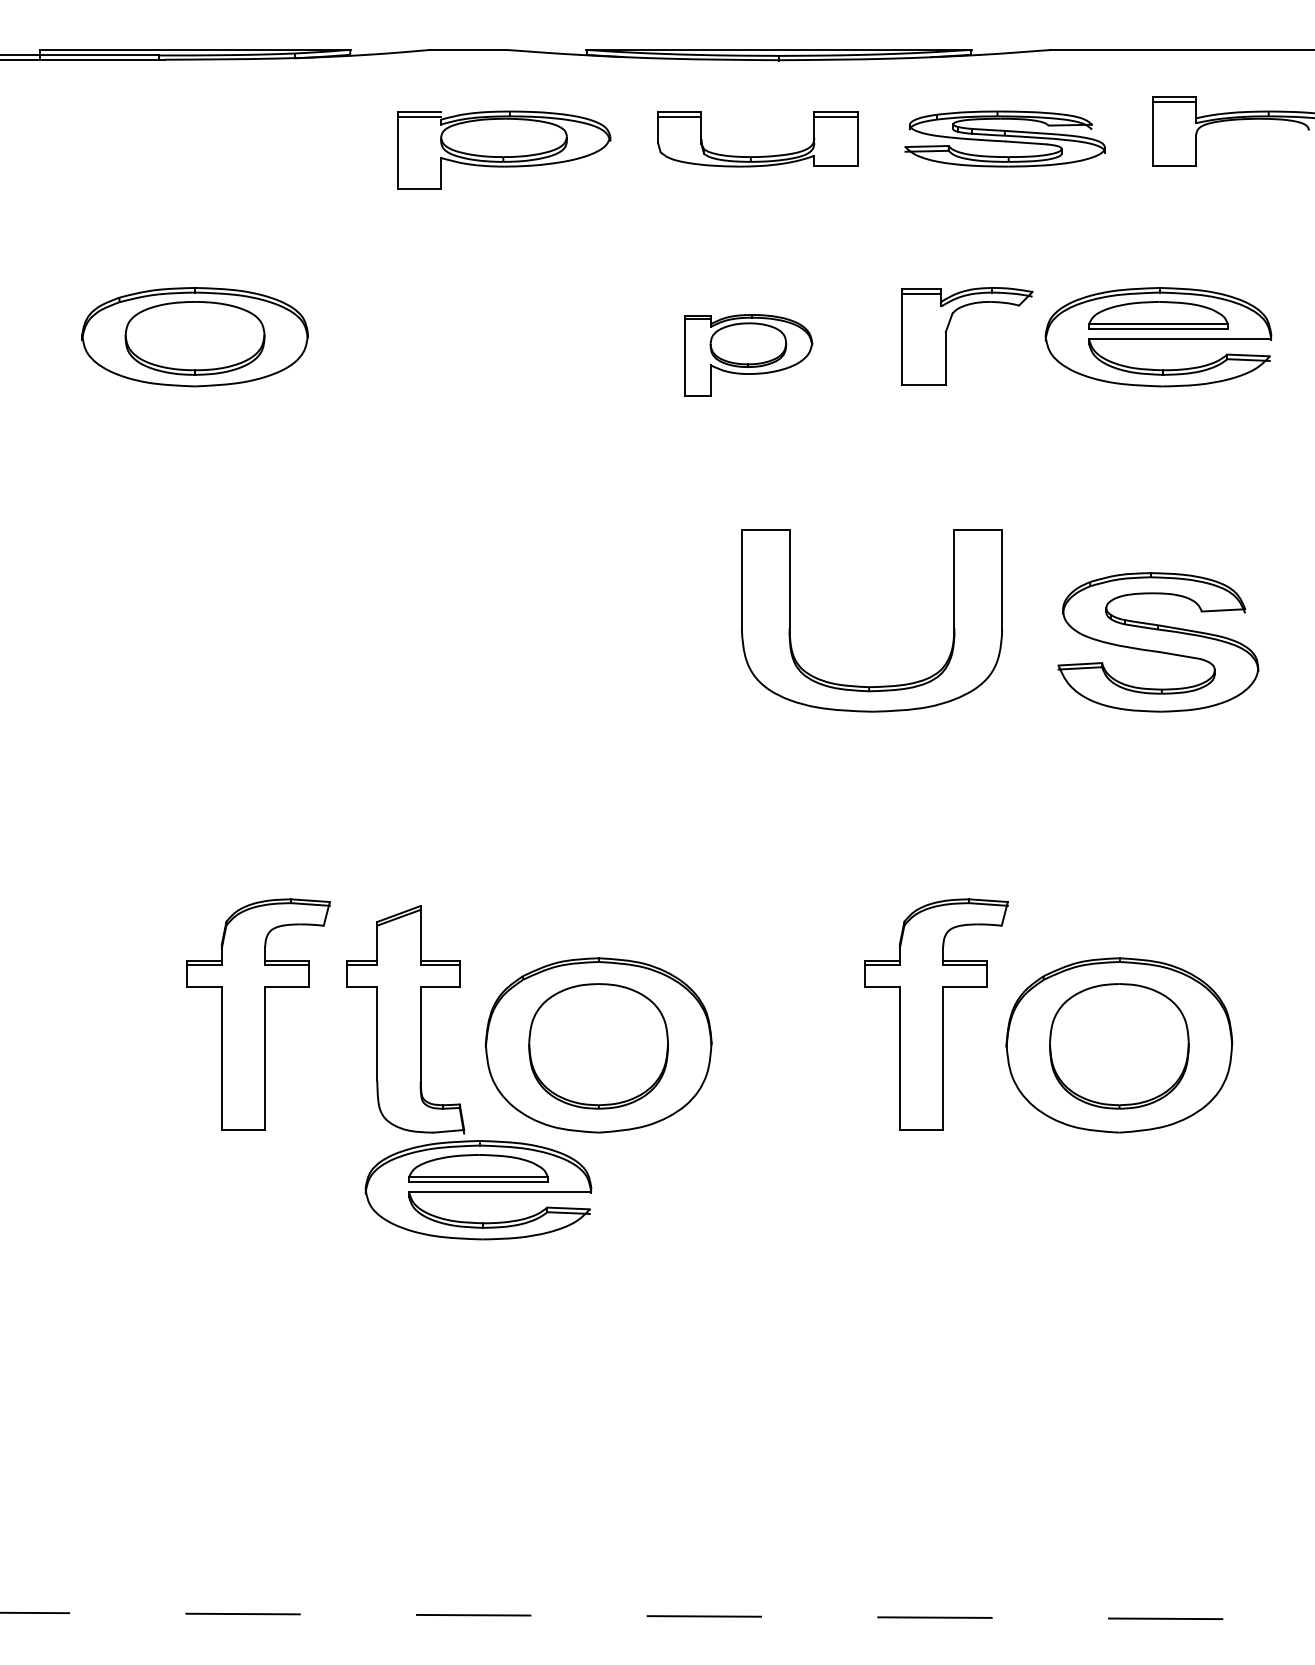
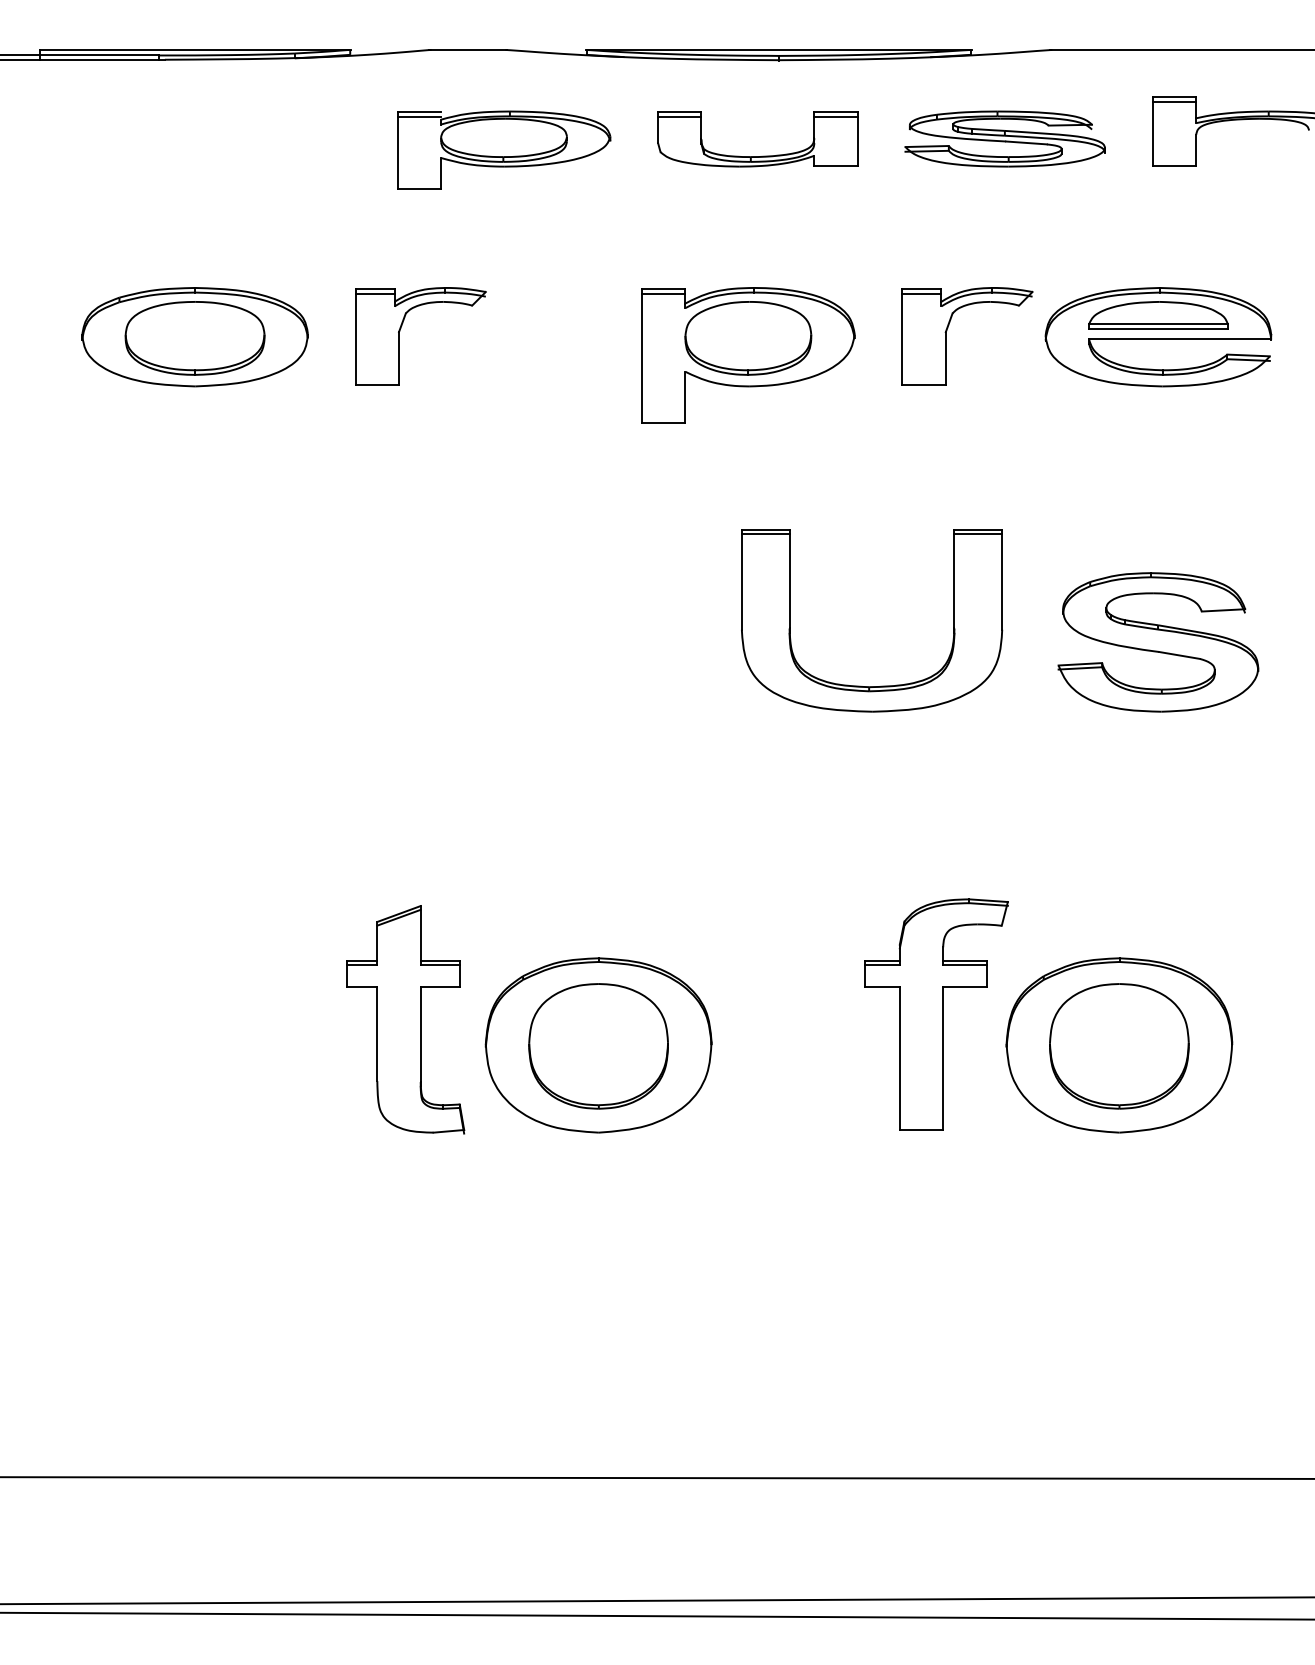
part: none -> present (401, 328)
part size: 130x83 px -> 215x137 px (748, 355)
line: none -> present (765, 533)
line: none -> present (978, 533)
part: present -> none (258, 1014)
part: present -> none (478, 1190)
line: none -> present (656, 1477)
line: none -> present (656, 1600)
line: dashed -> solid (658, 1616)
